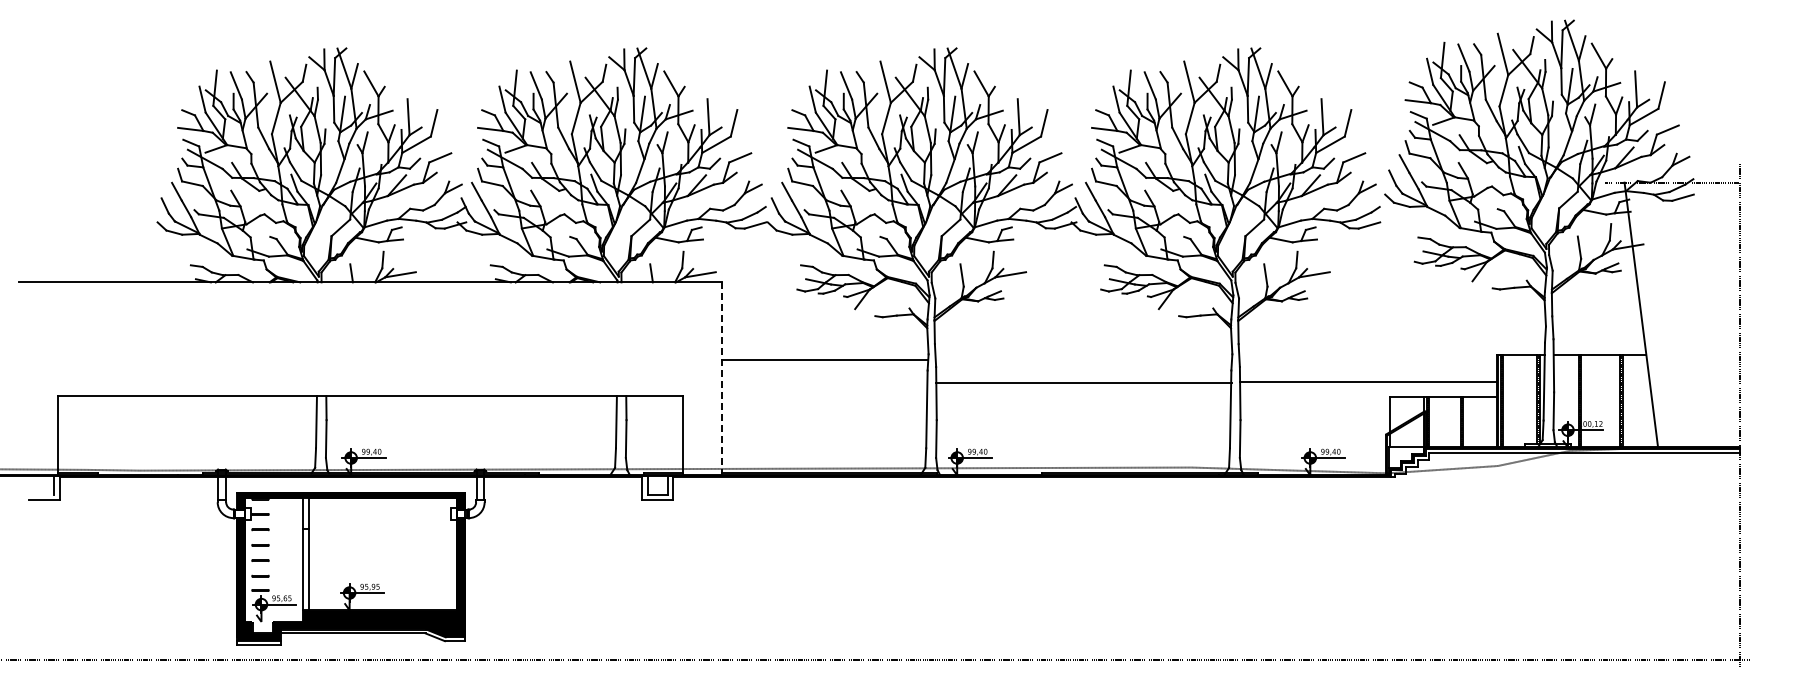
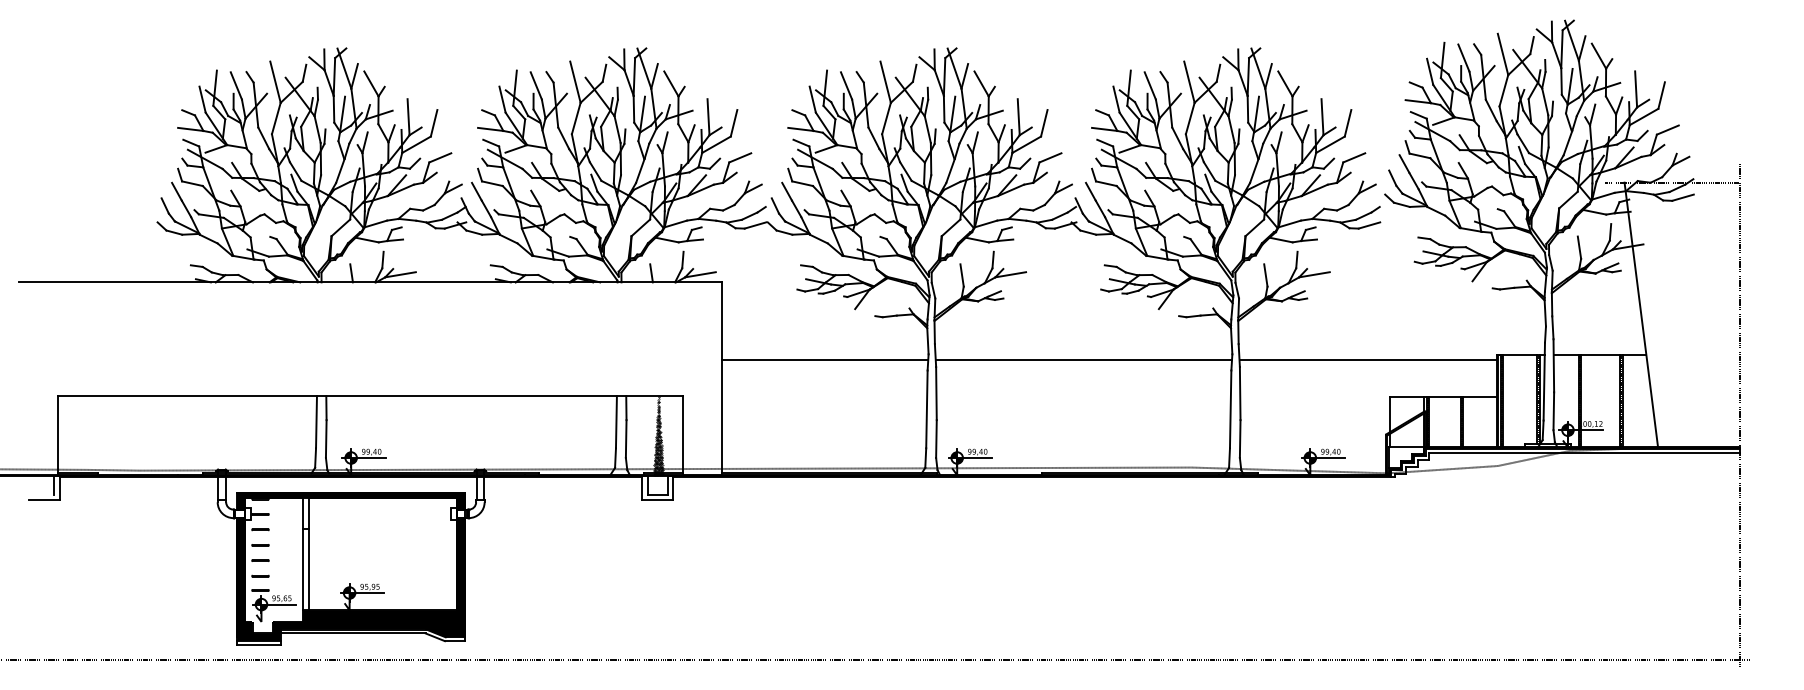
line: dashed -> solid (722, 379)
line position: (1367, 381) -> (1367, 359) (1367, 359)
line position: (1083, 382) -> (1083, 359) (1083, 359)
hatch: none -> present (658, 435)
